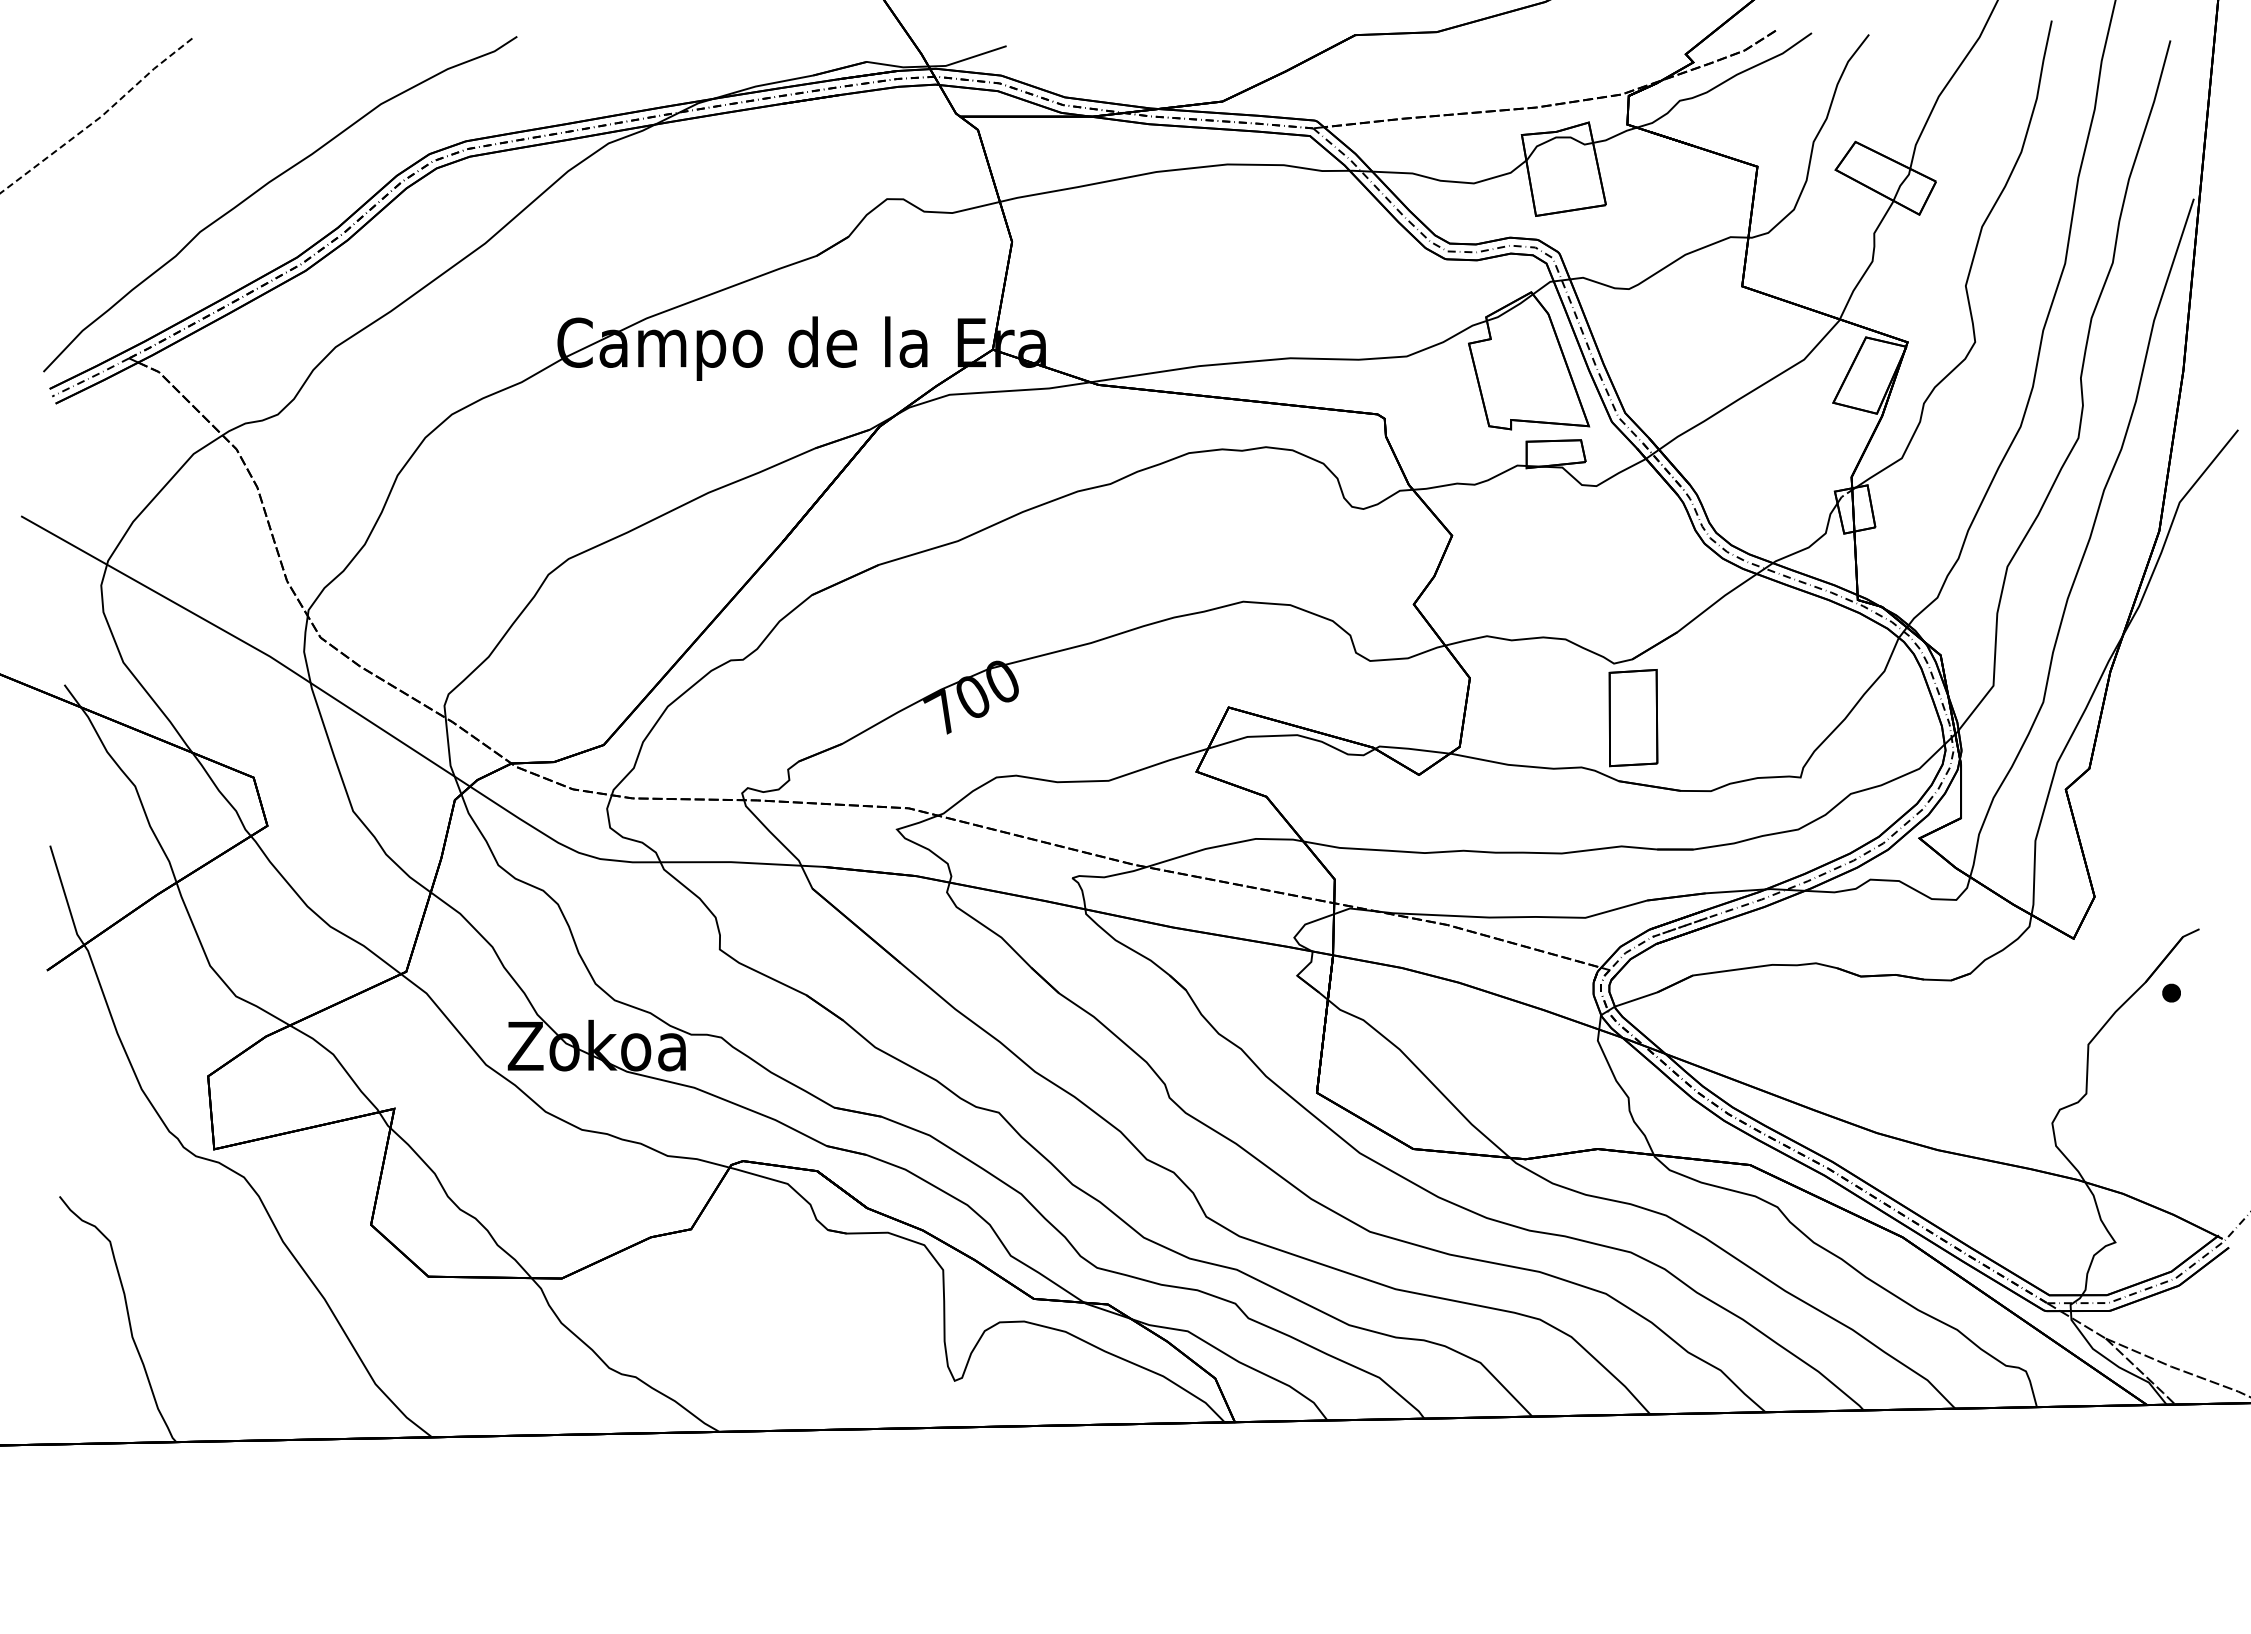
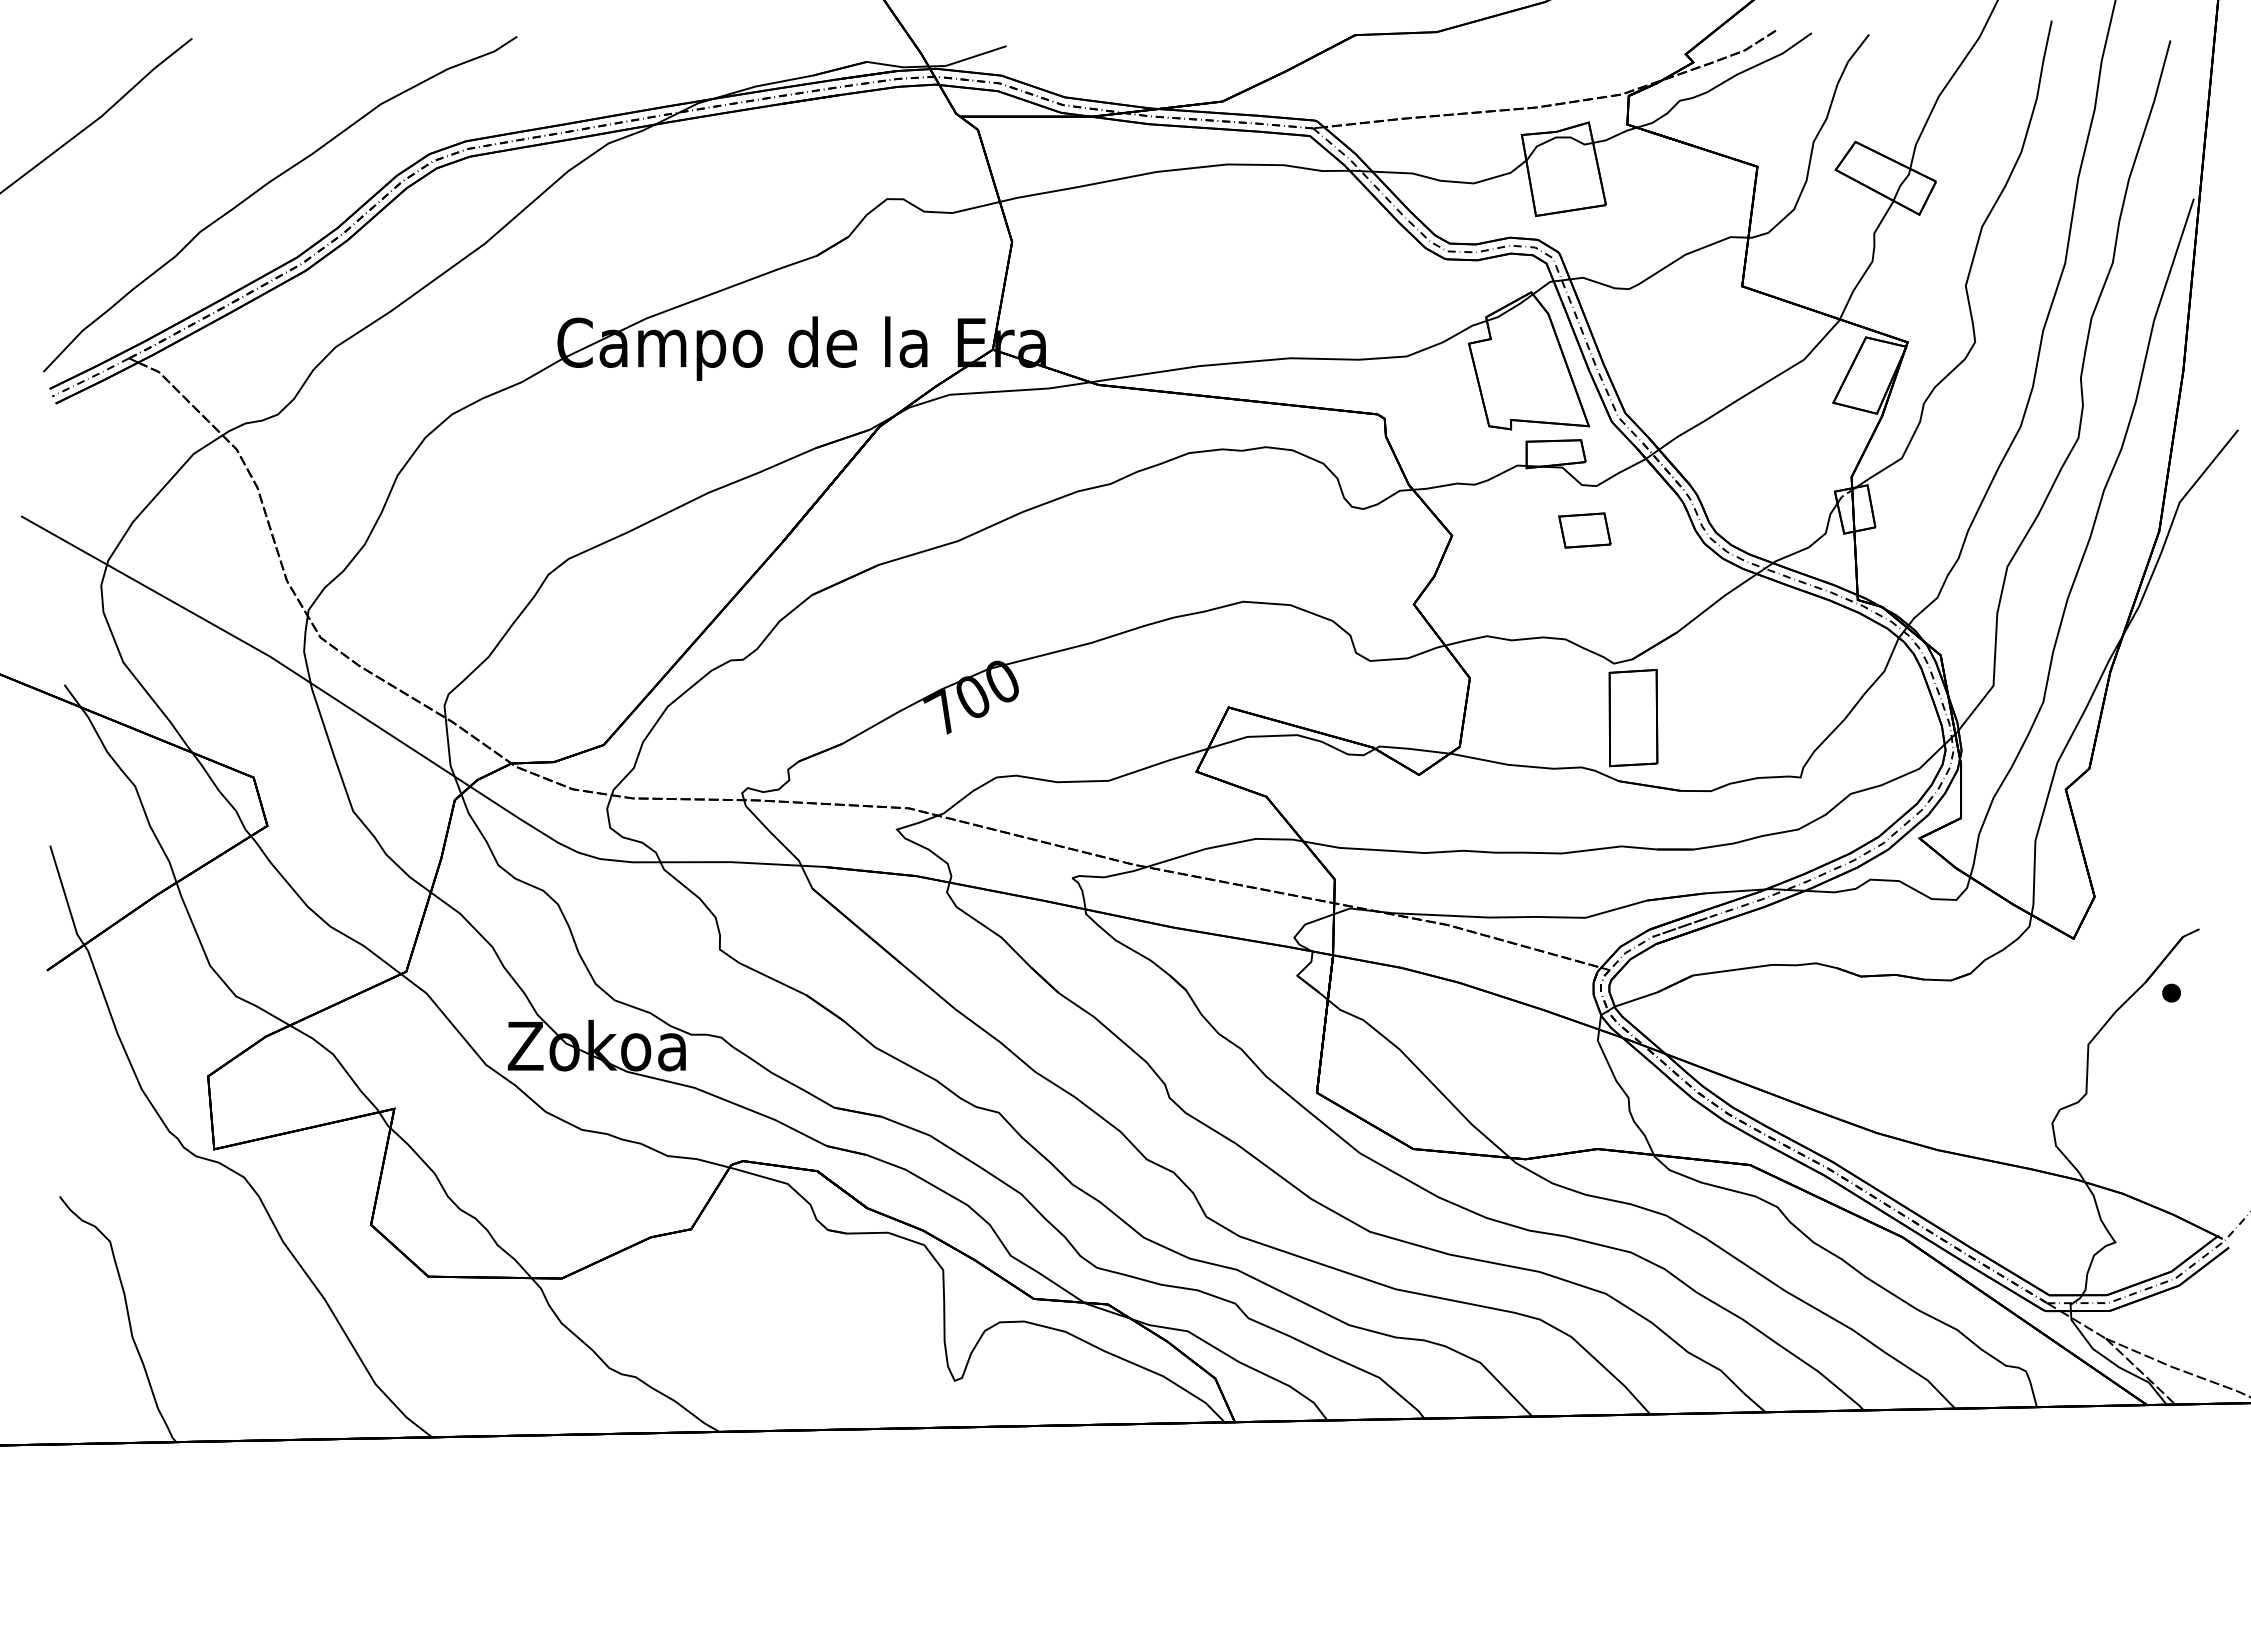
line: dashed -> solid (99, 118)
part: none -> present (1584, 530)
